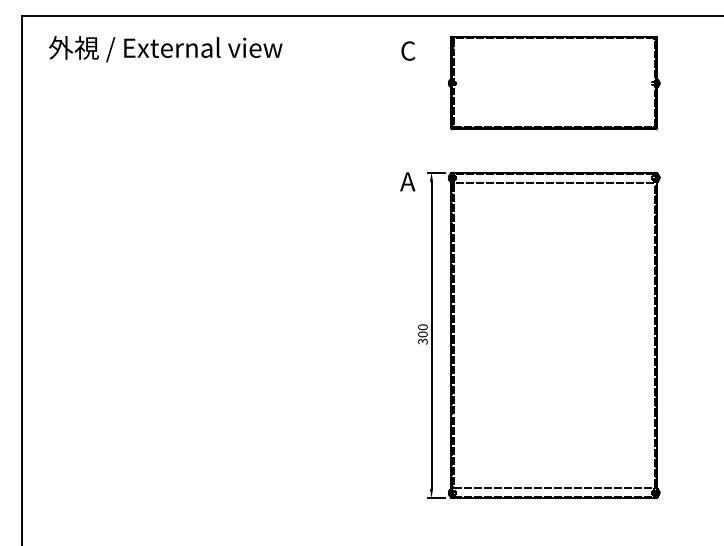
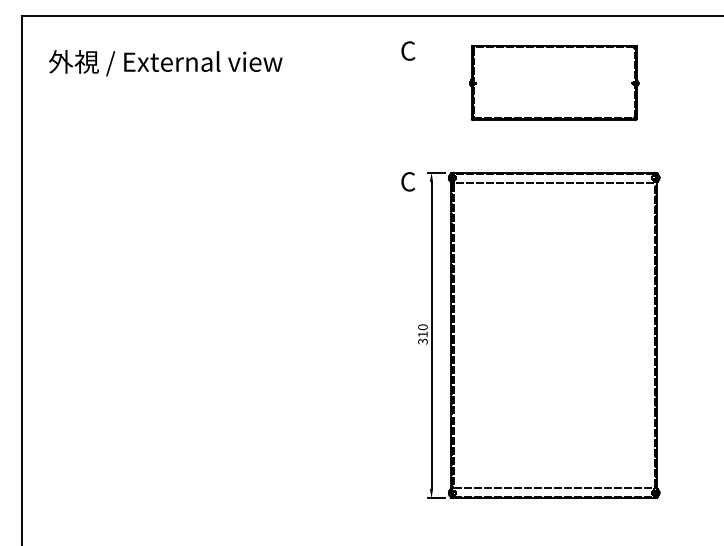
text position: (165, 49) -> (165, 63) (165, 63)
part size: 213x95 px -> 171x77 px (554, 83)
text: A -> C (407, 181)
text: 300 -> 310 (422, 334)
